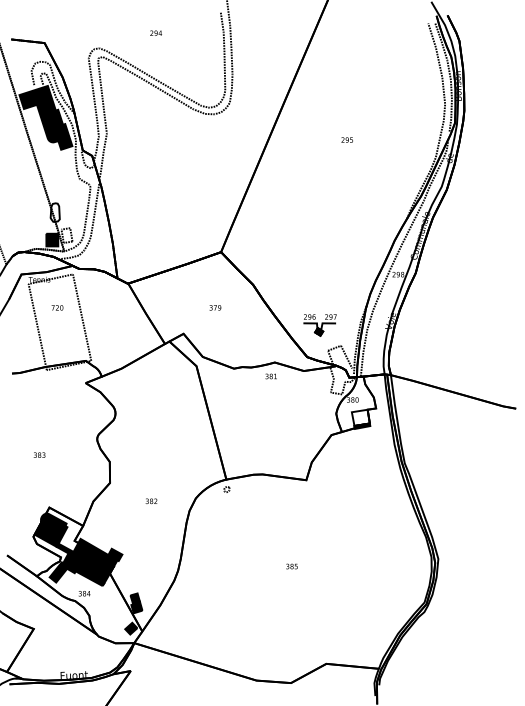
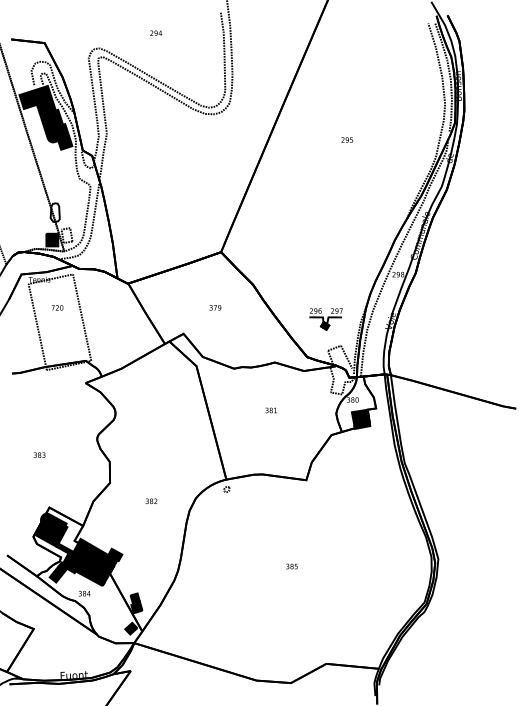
part position: (319, 325) -> (325, 319) (325, 319)
text position: (270, 376) -> (270, 410) (270, 410)
fill: none -> present (360, 417)
